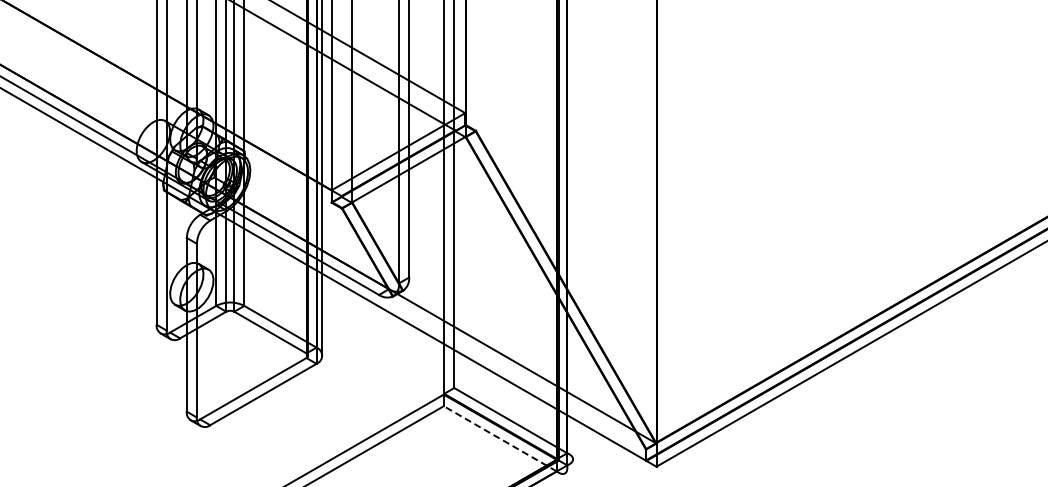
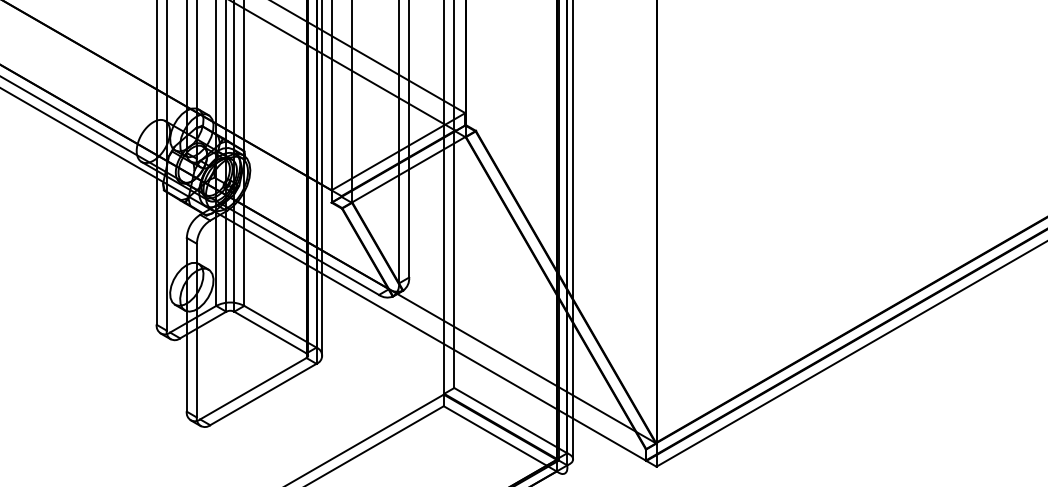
line: none -> present (573, 230)
line: dashed -> solid (499, 438)
